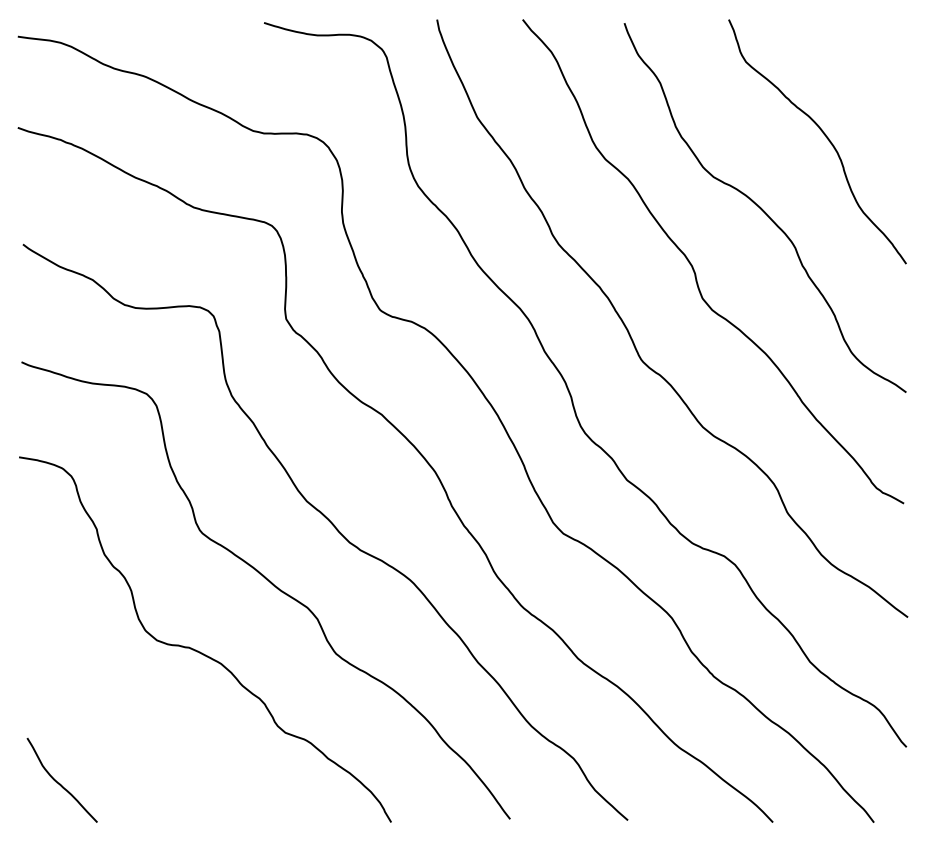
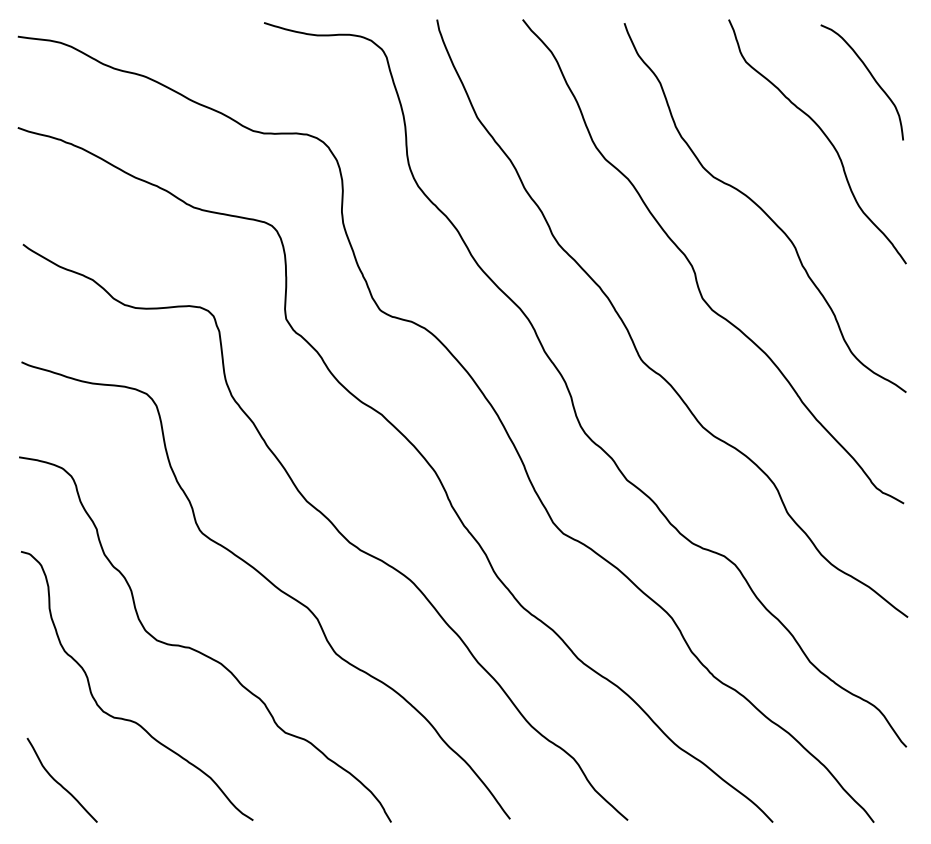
curve: none -> present (870, 75)
curve: none -> present (130, 719)
